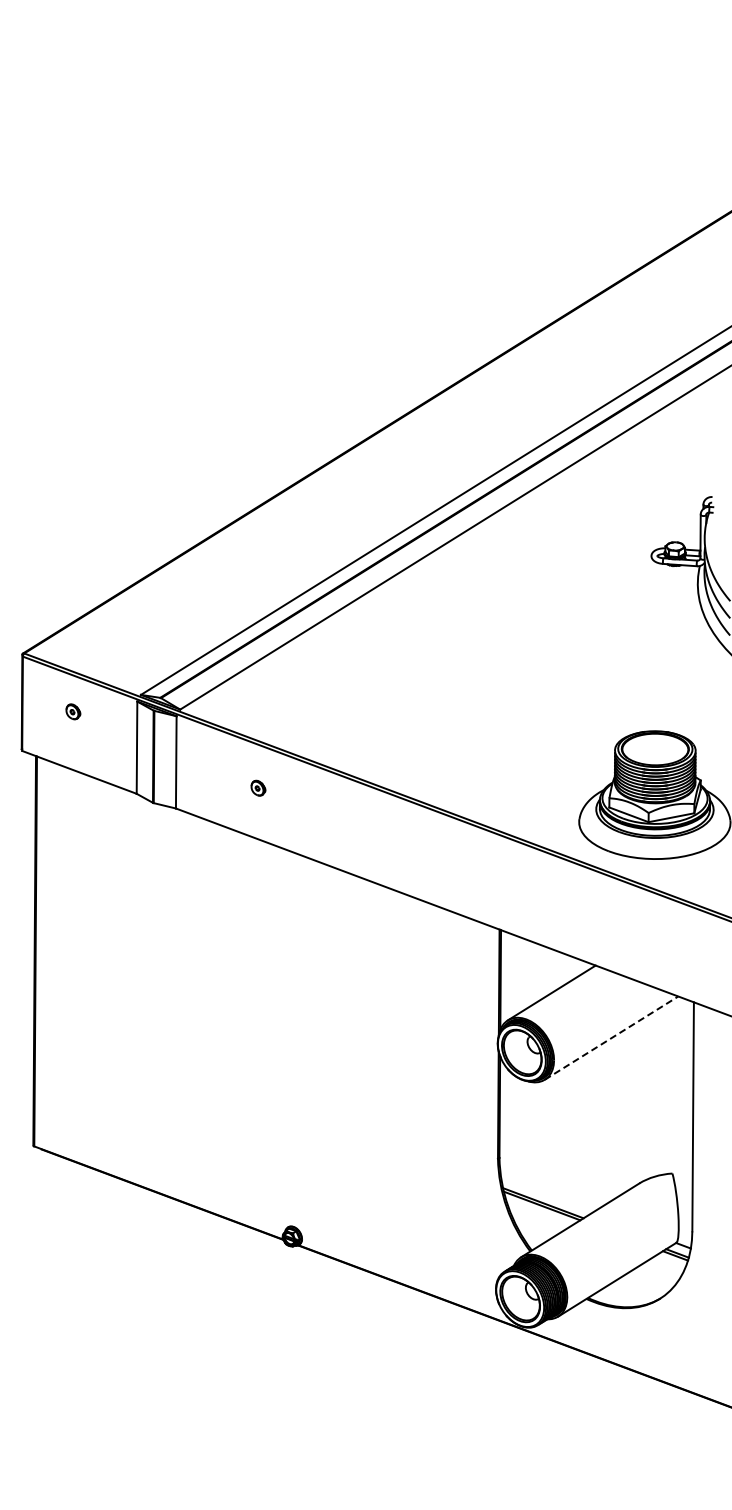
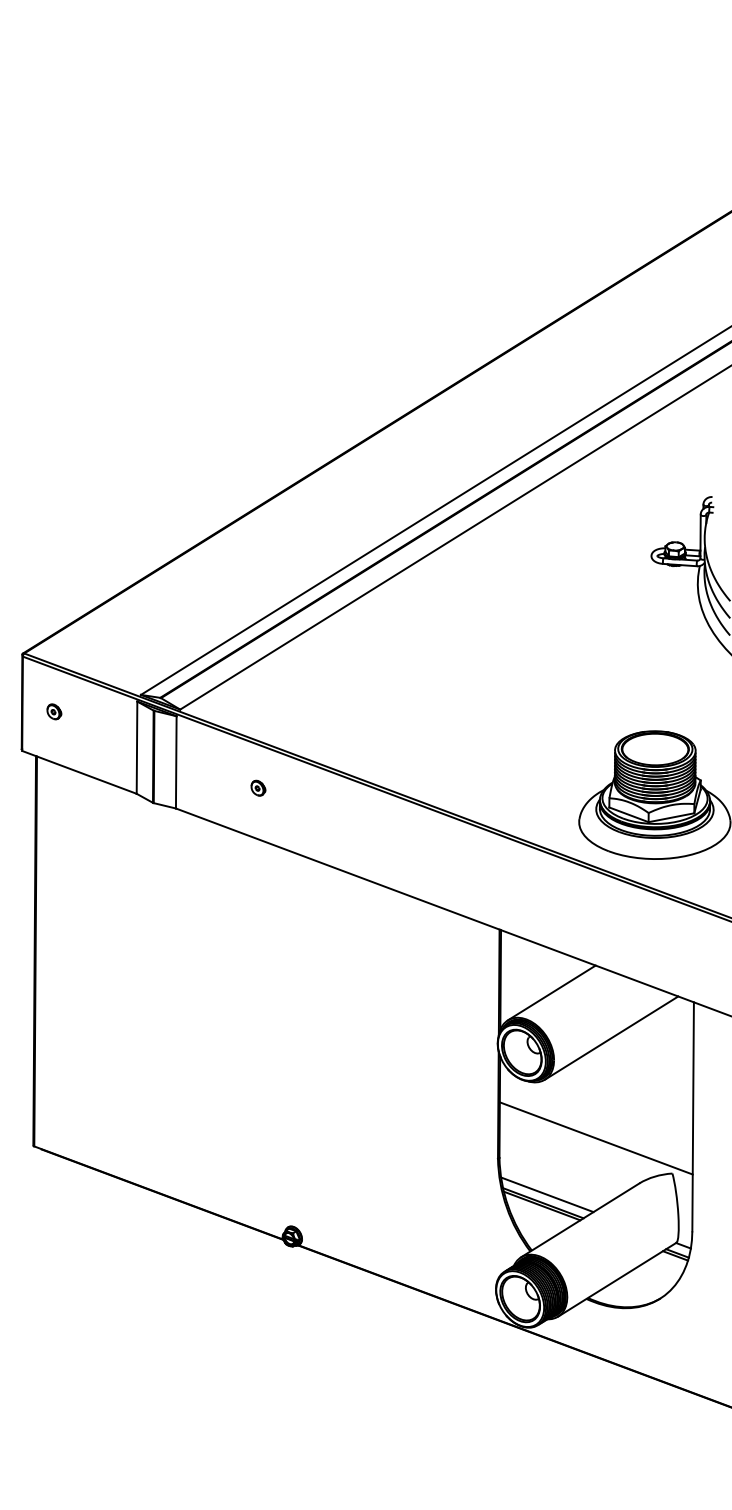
part position: (73, 711) -> (54, 711) (54, 711)
line: dashed -> solid (611, 1038)
line: none -> present (595, 1138)
line: none -> present (546, 1194)
